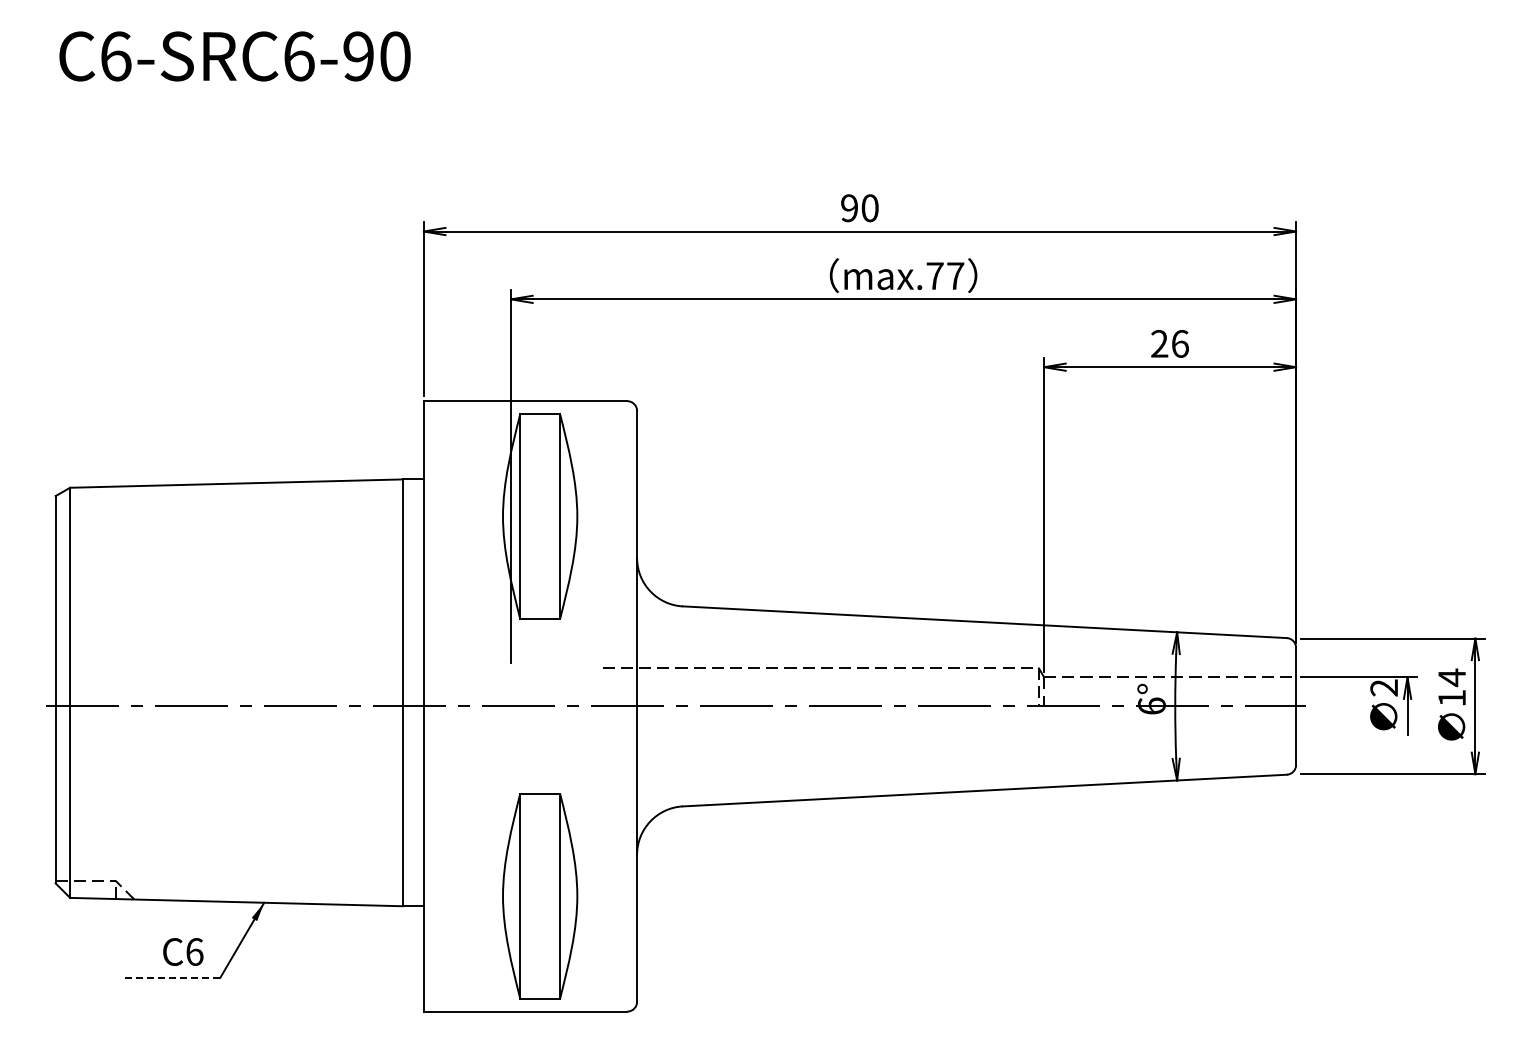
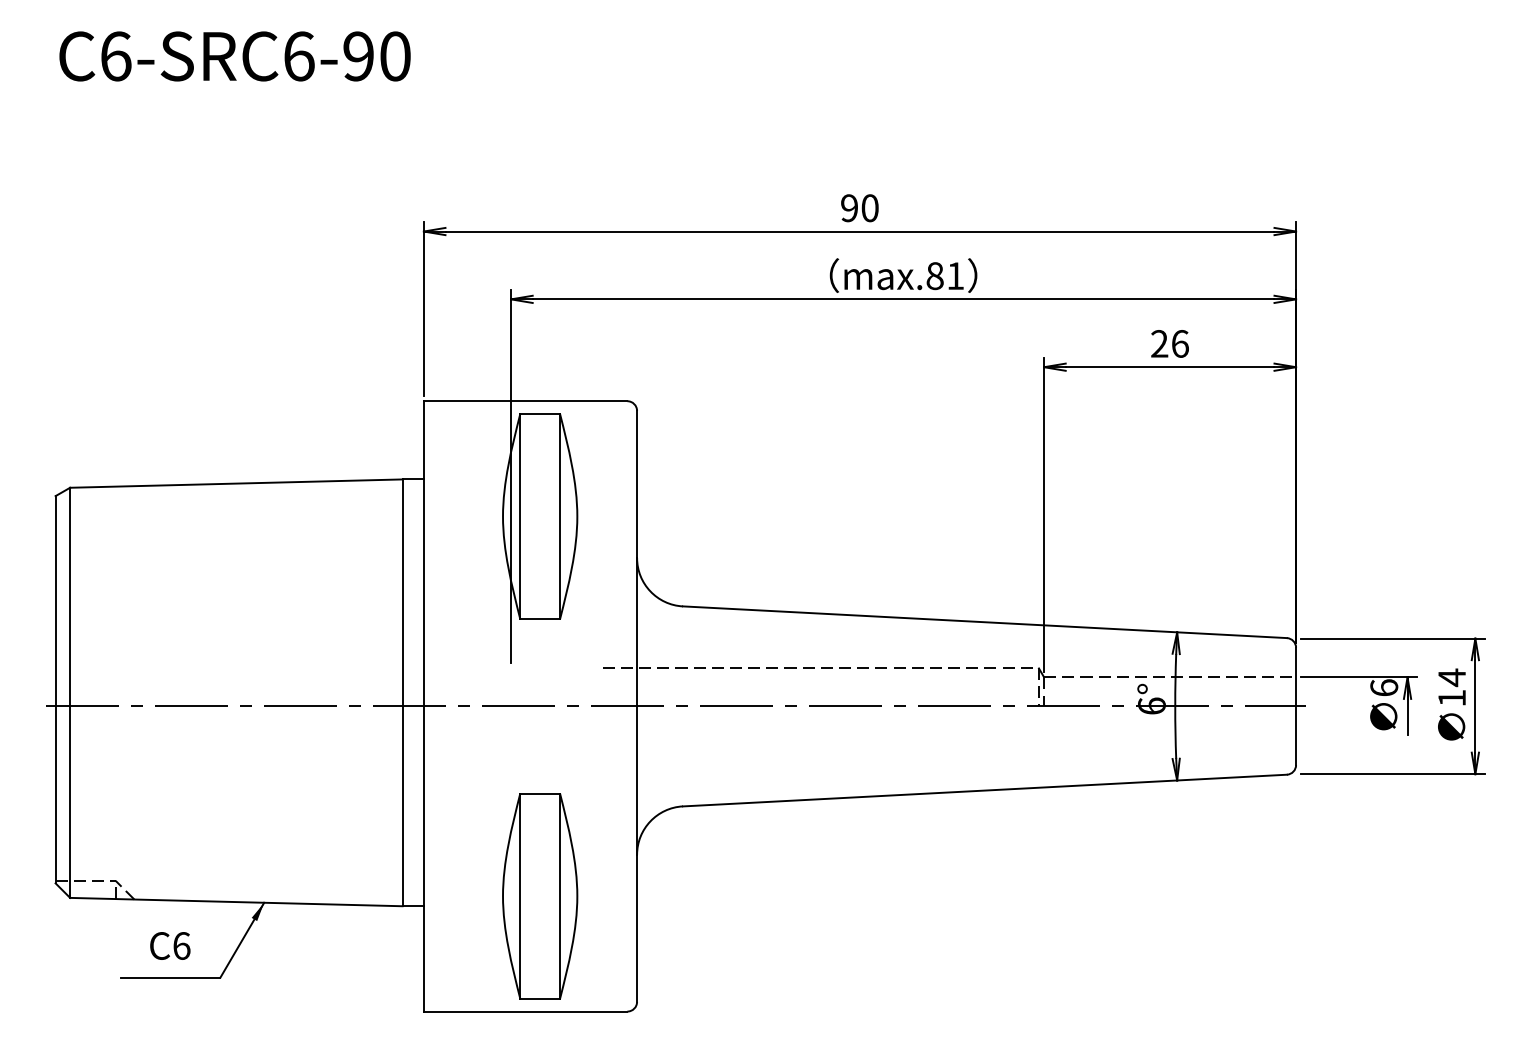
text: max.77 -> max.81 (945, 276)
text: 2 -> 6 (1384, 687)
text position: (183, 951) -> (170, 945) (170, 945)
line: dashed -> solid (170, 977)
